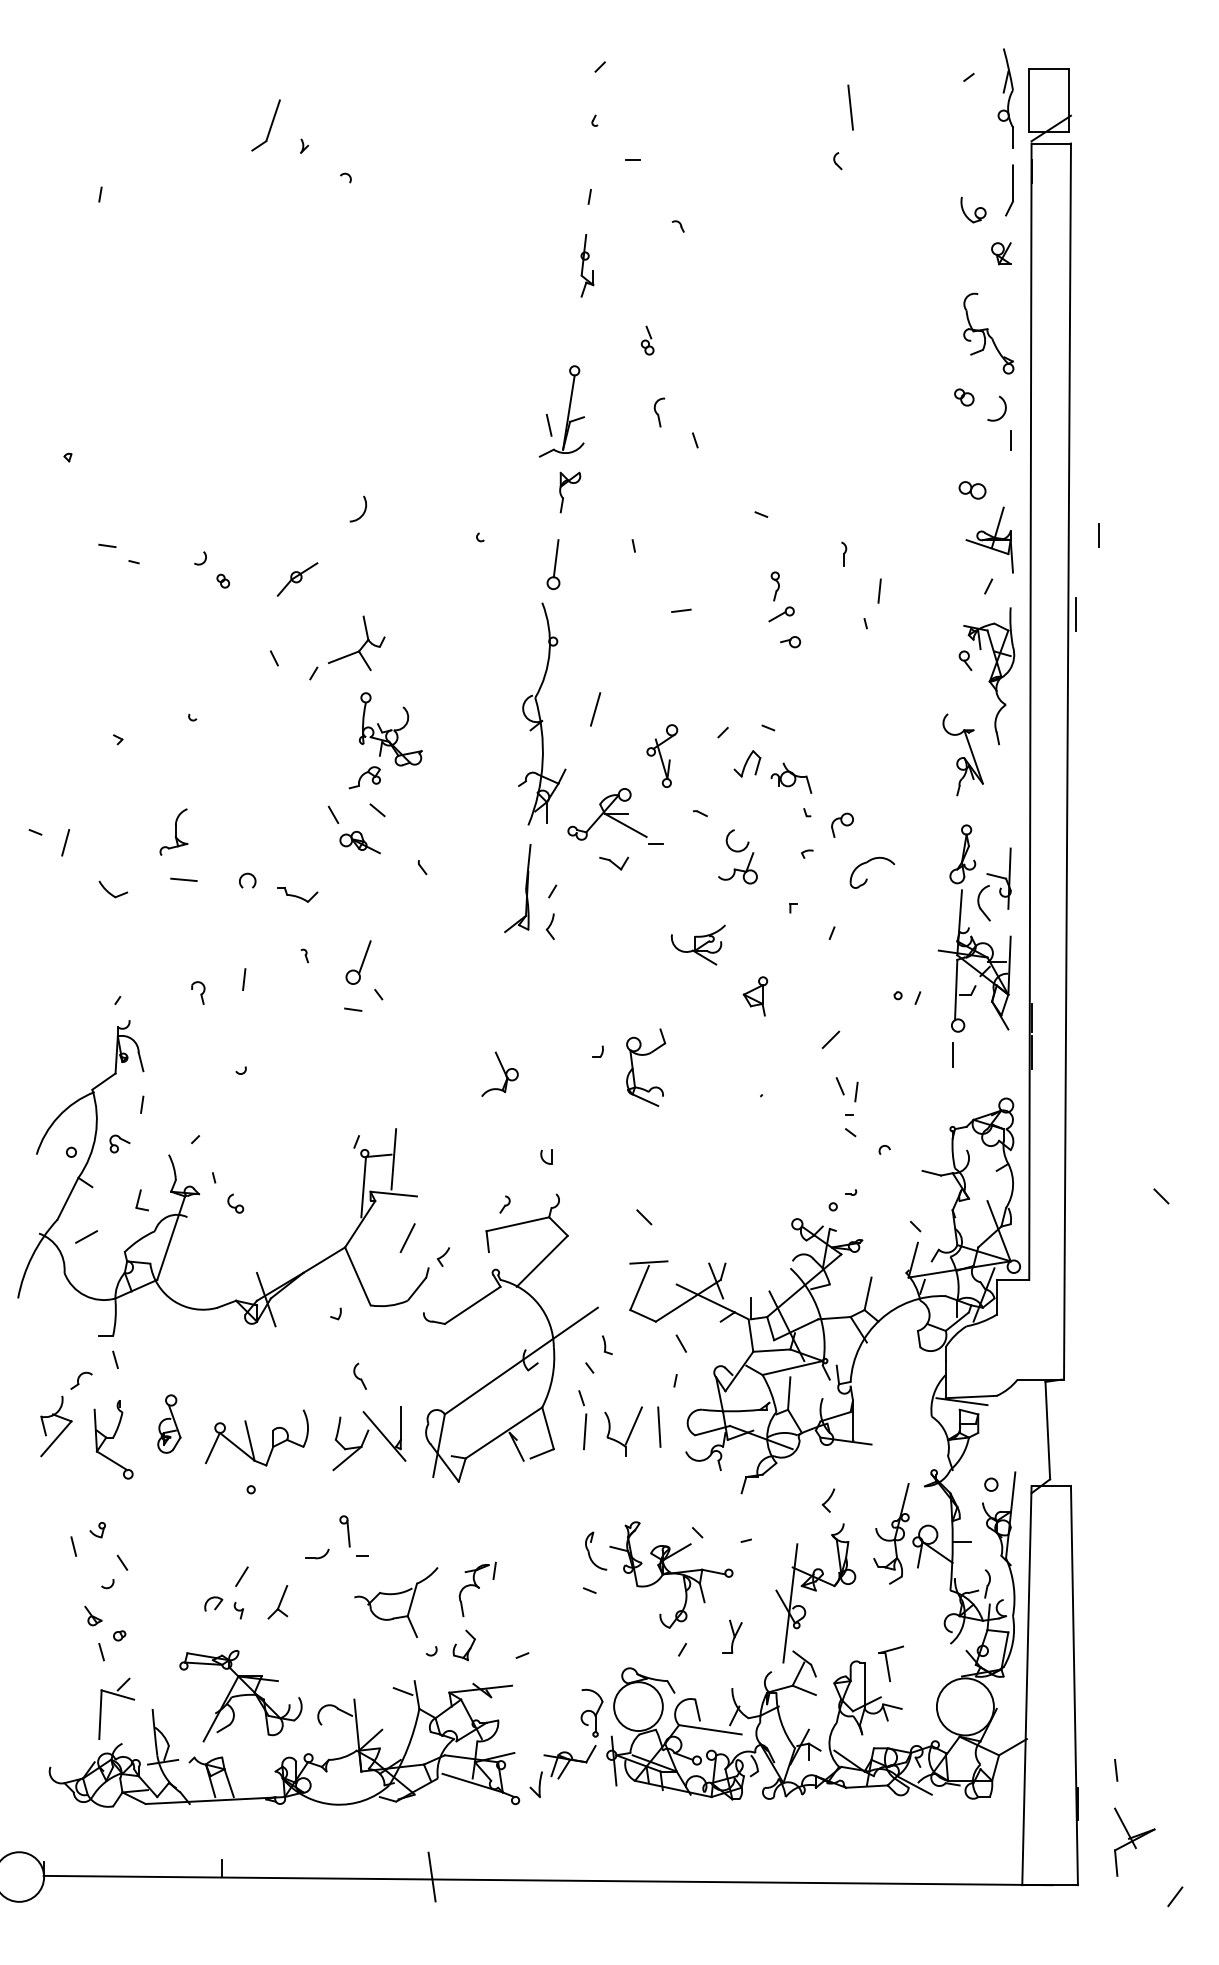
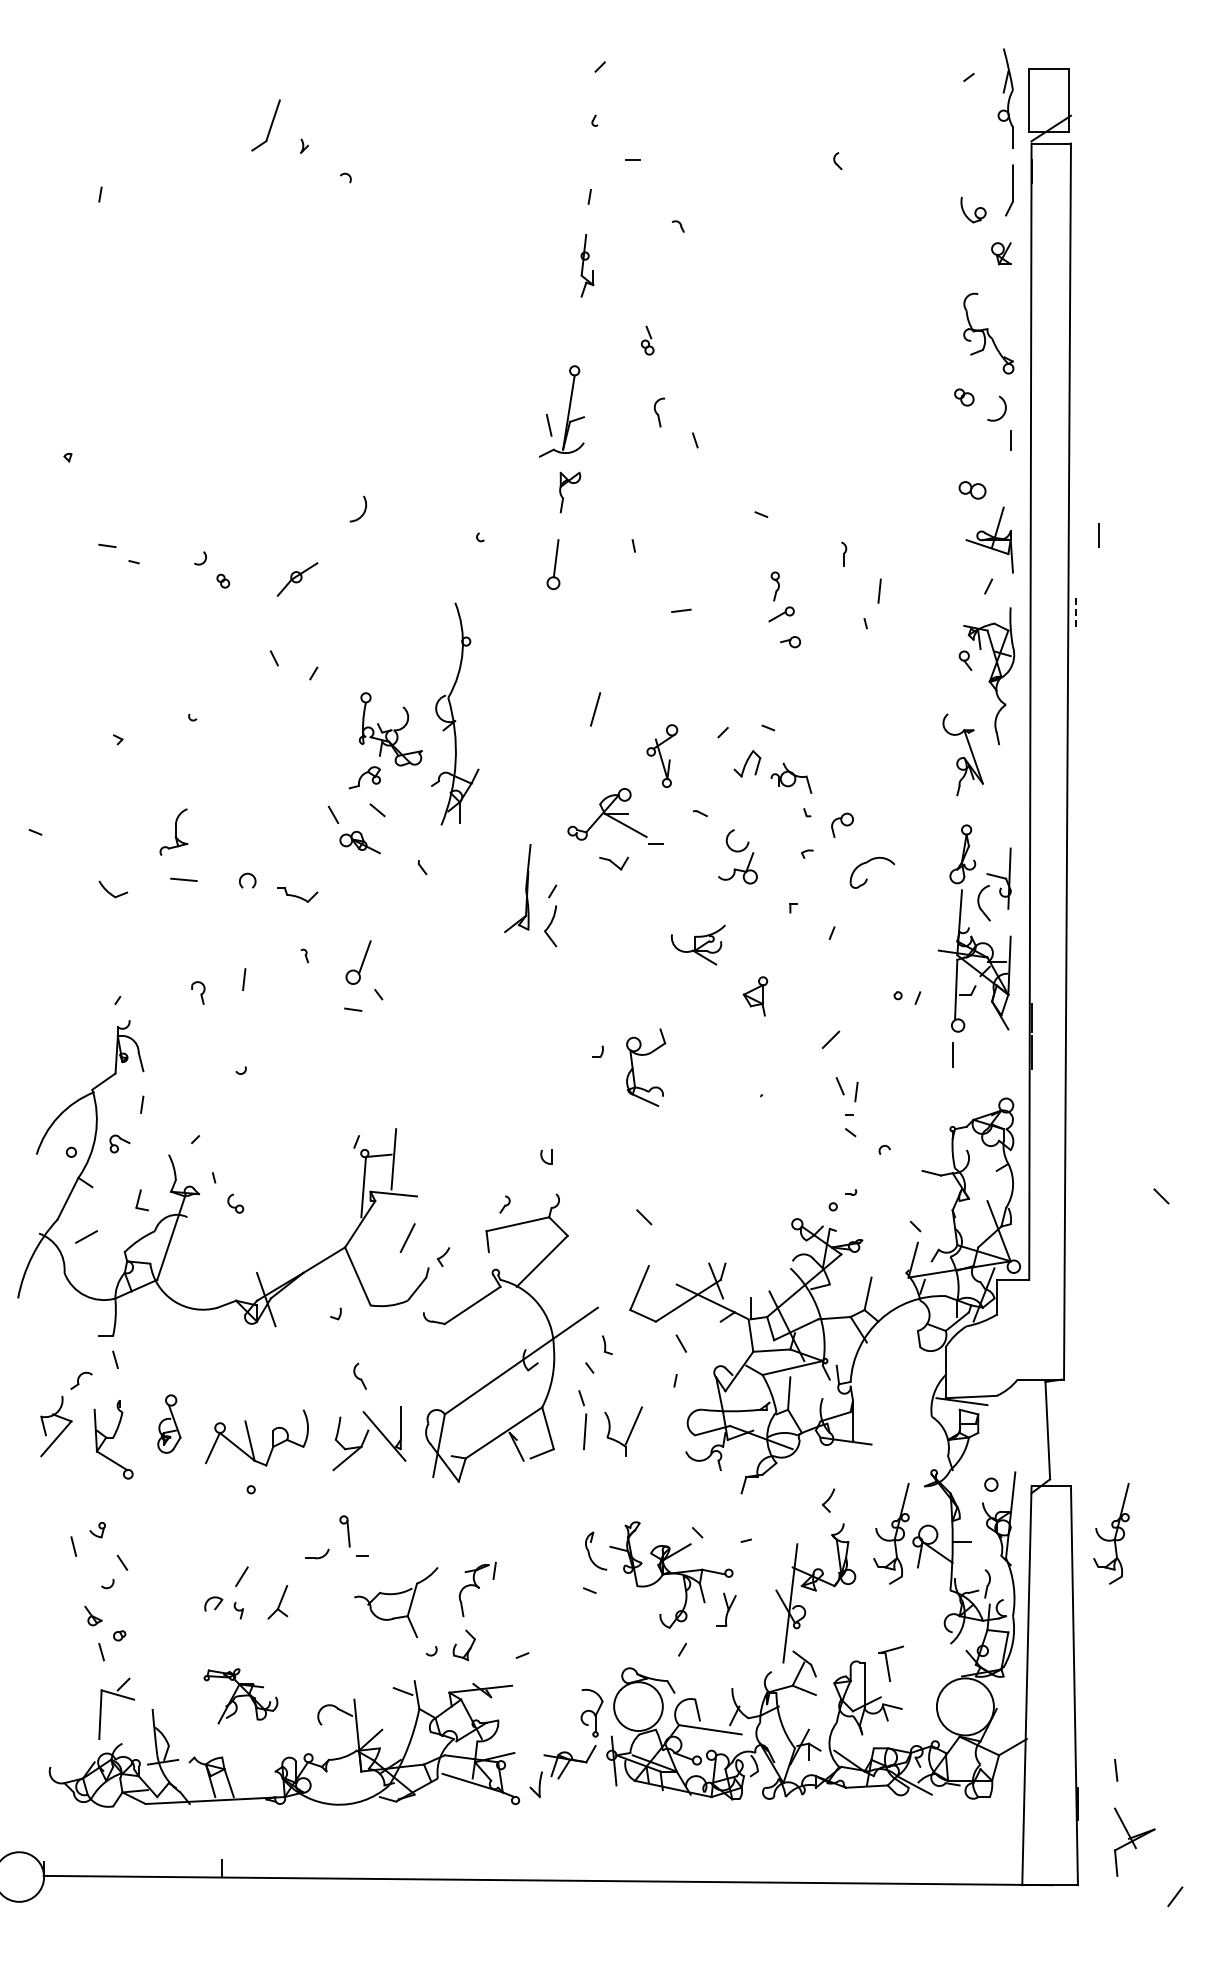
line: present -> none (850, 107)
line: solid -> dashed (1075, 614)
part: present -> none (356, 643)
part position: (542, 713) -> (455, 713) (455, 713)
line: present -> none (65, 842)
part size: 10x28 px -> 14x43 px (550, 926)
part: present -> none (499, 1073)
line: present -> none (648, 1262)
line: present -> none (659, 1426)
part: none -> present (1111, 1533)
part position: (732, 1636) -> (726, 1609) (726, 1609)
part size: 124x93 px -> 76x57 px (240, 1696)
line: present -> none (431, 1876)
